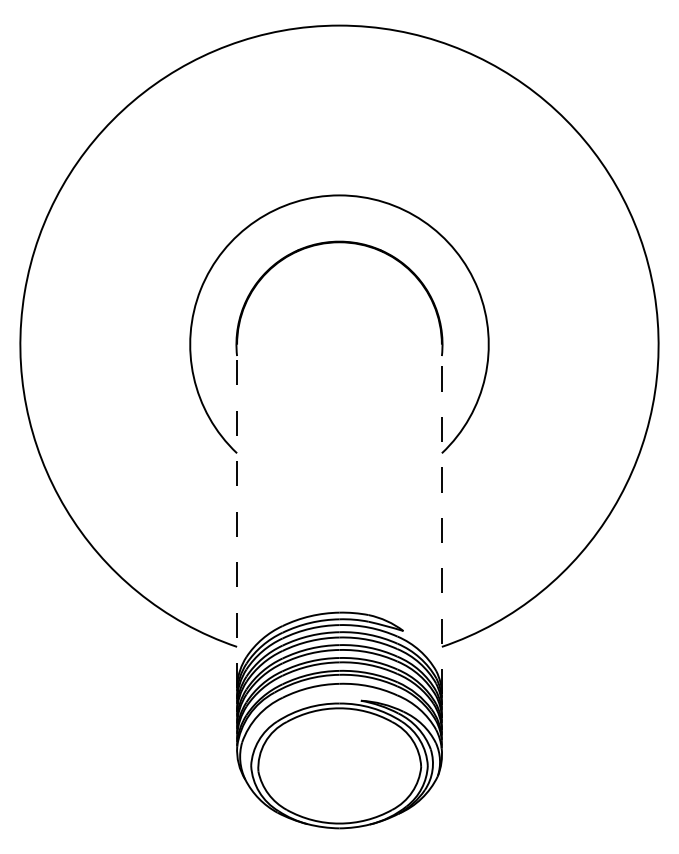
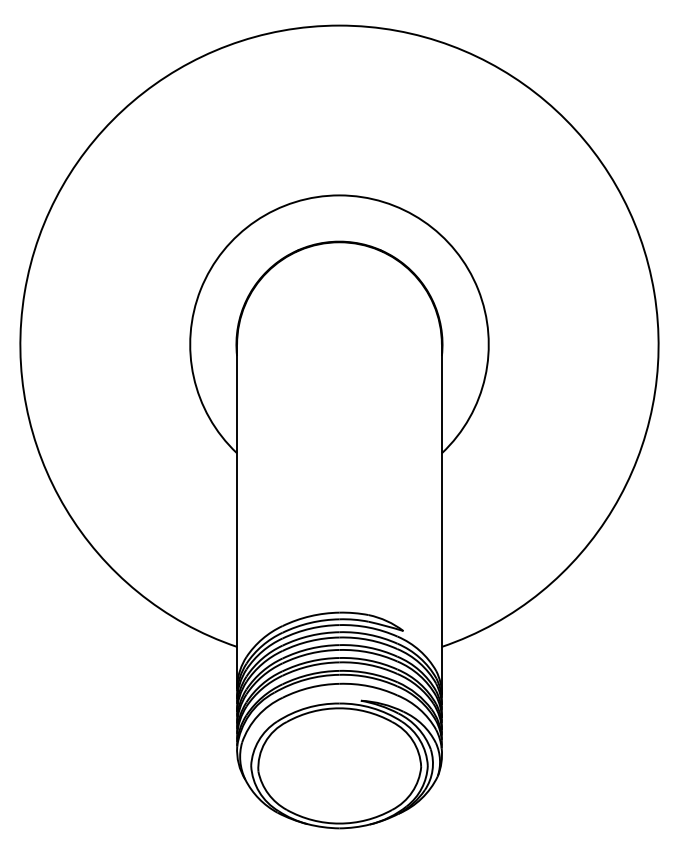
line: dashed -> solid (237, 516)
line: dashed -> solid (441, 519)
